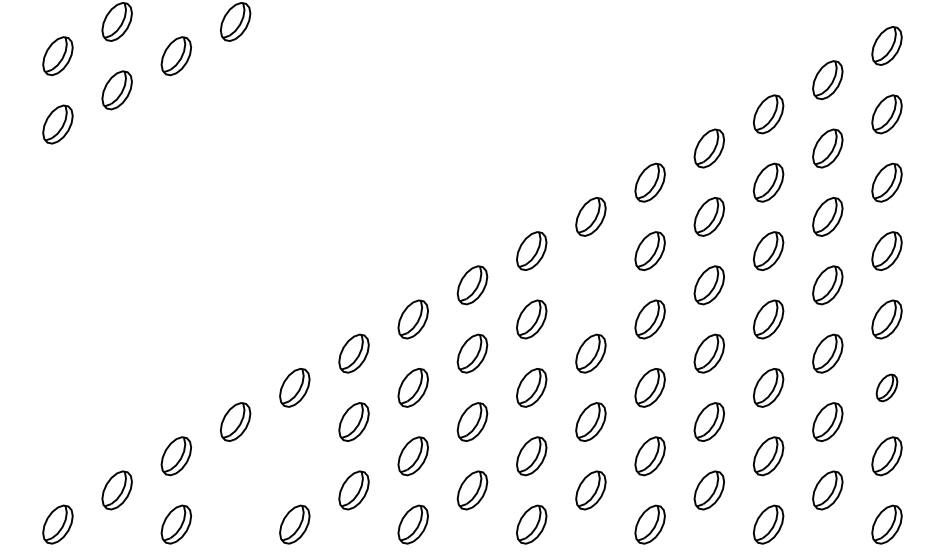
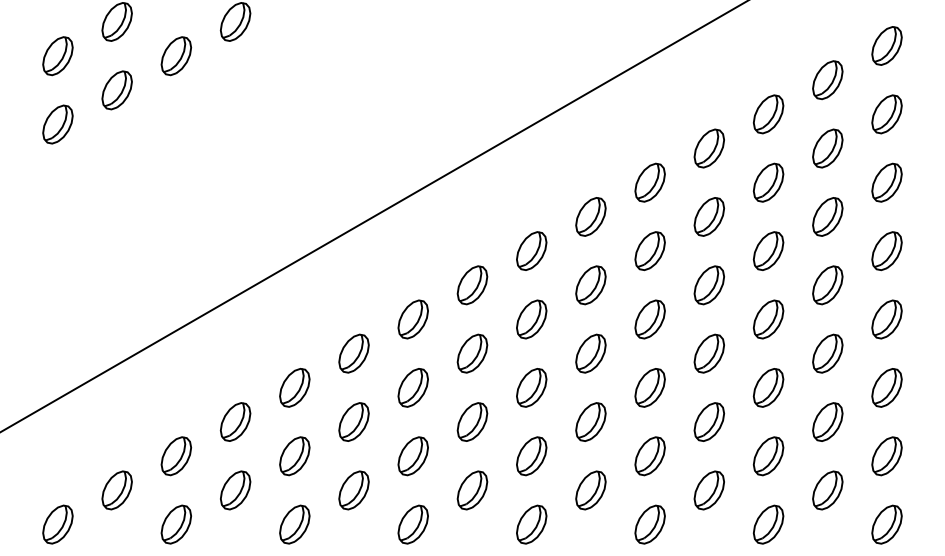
line: none -> present (373, 216)
part: none -> present (590, 285)
part size: 24x30 px -> 32x40 px (886, 387)
part: none -> present (294, 456)
part: none -> present (235, 490)
